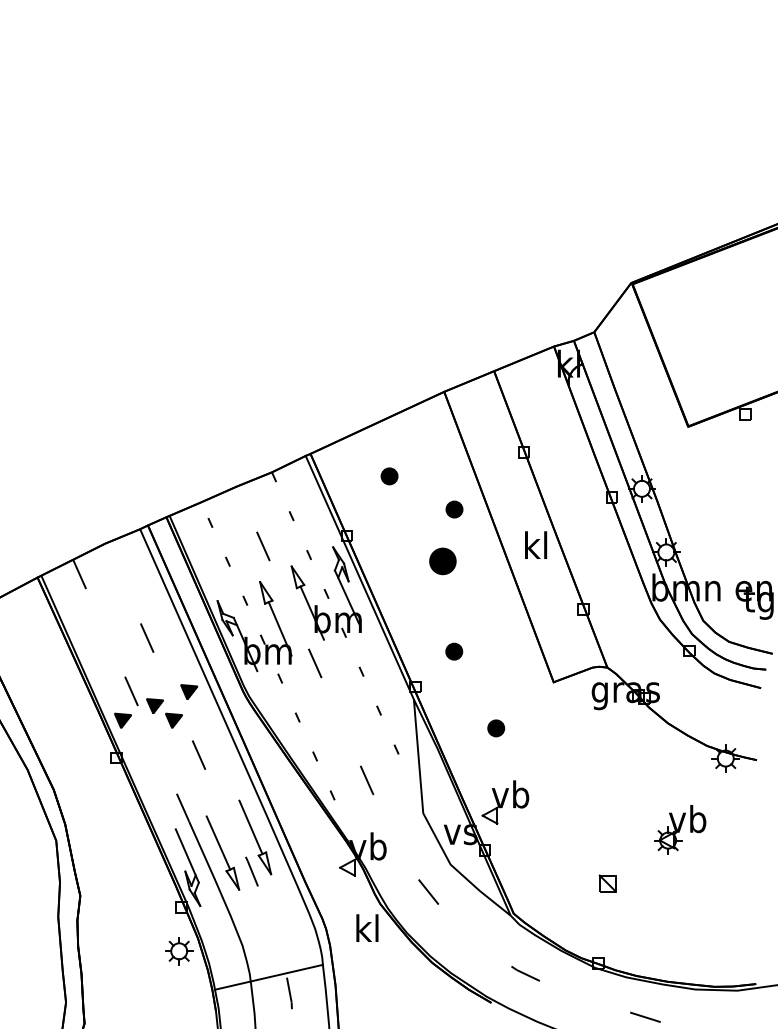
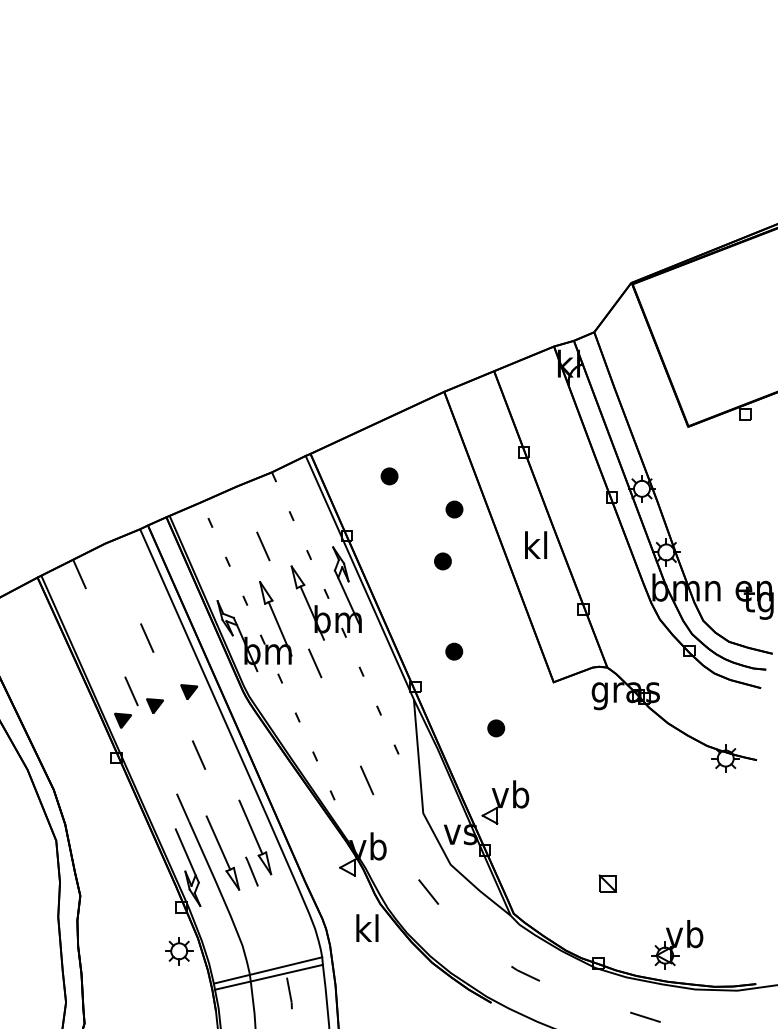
part size: 28x29 px -> 18x19 px (442, 561)
part: present -> none (173, 720)
part position: (680, 829) -> (677, 944) (677, 944)
line: none -> present (267, 970)
